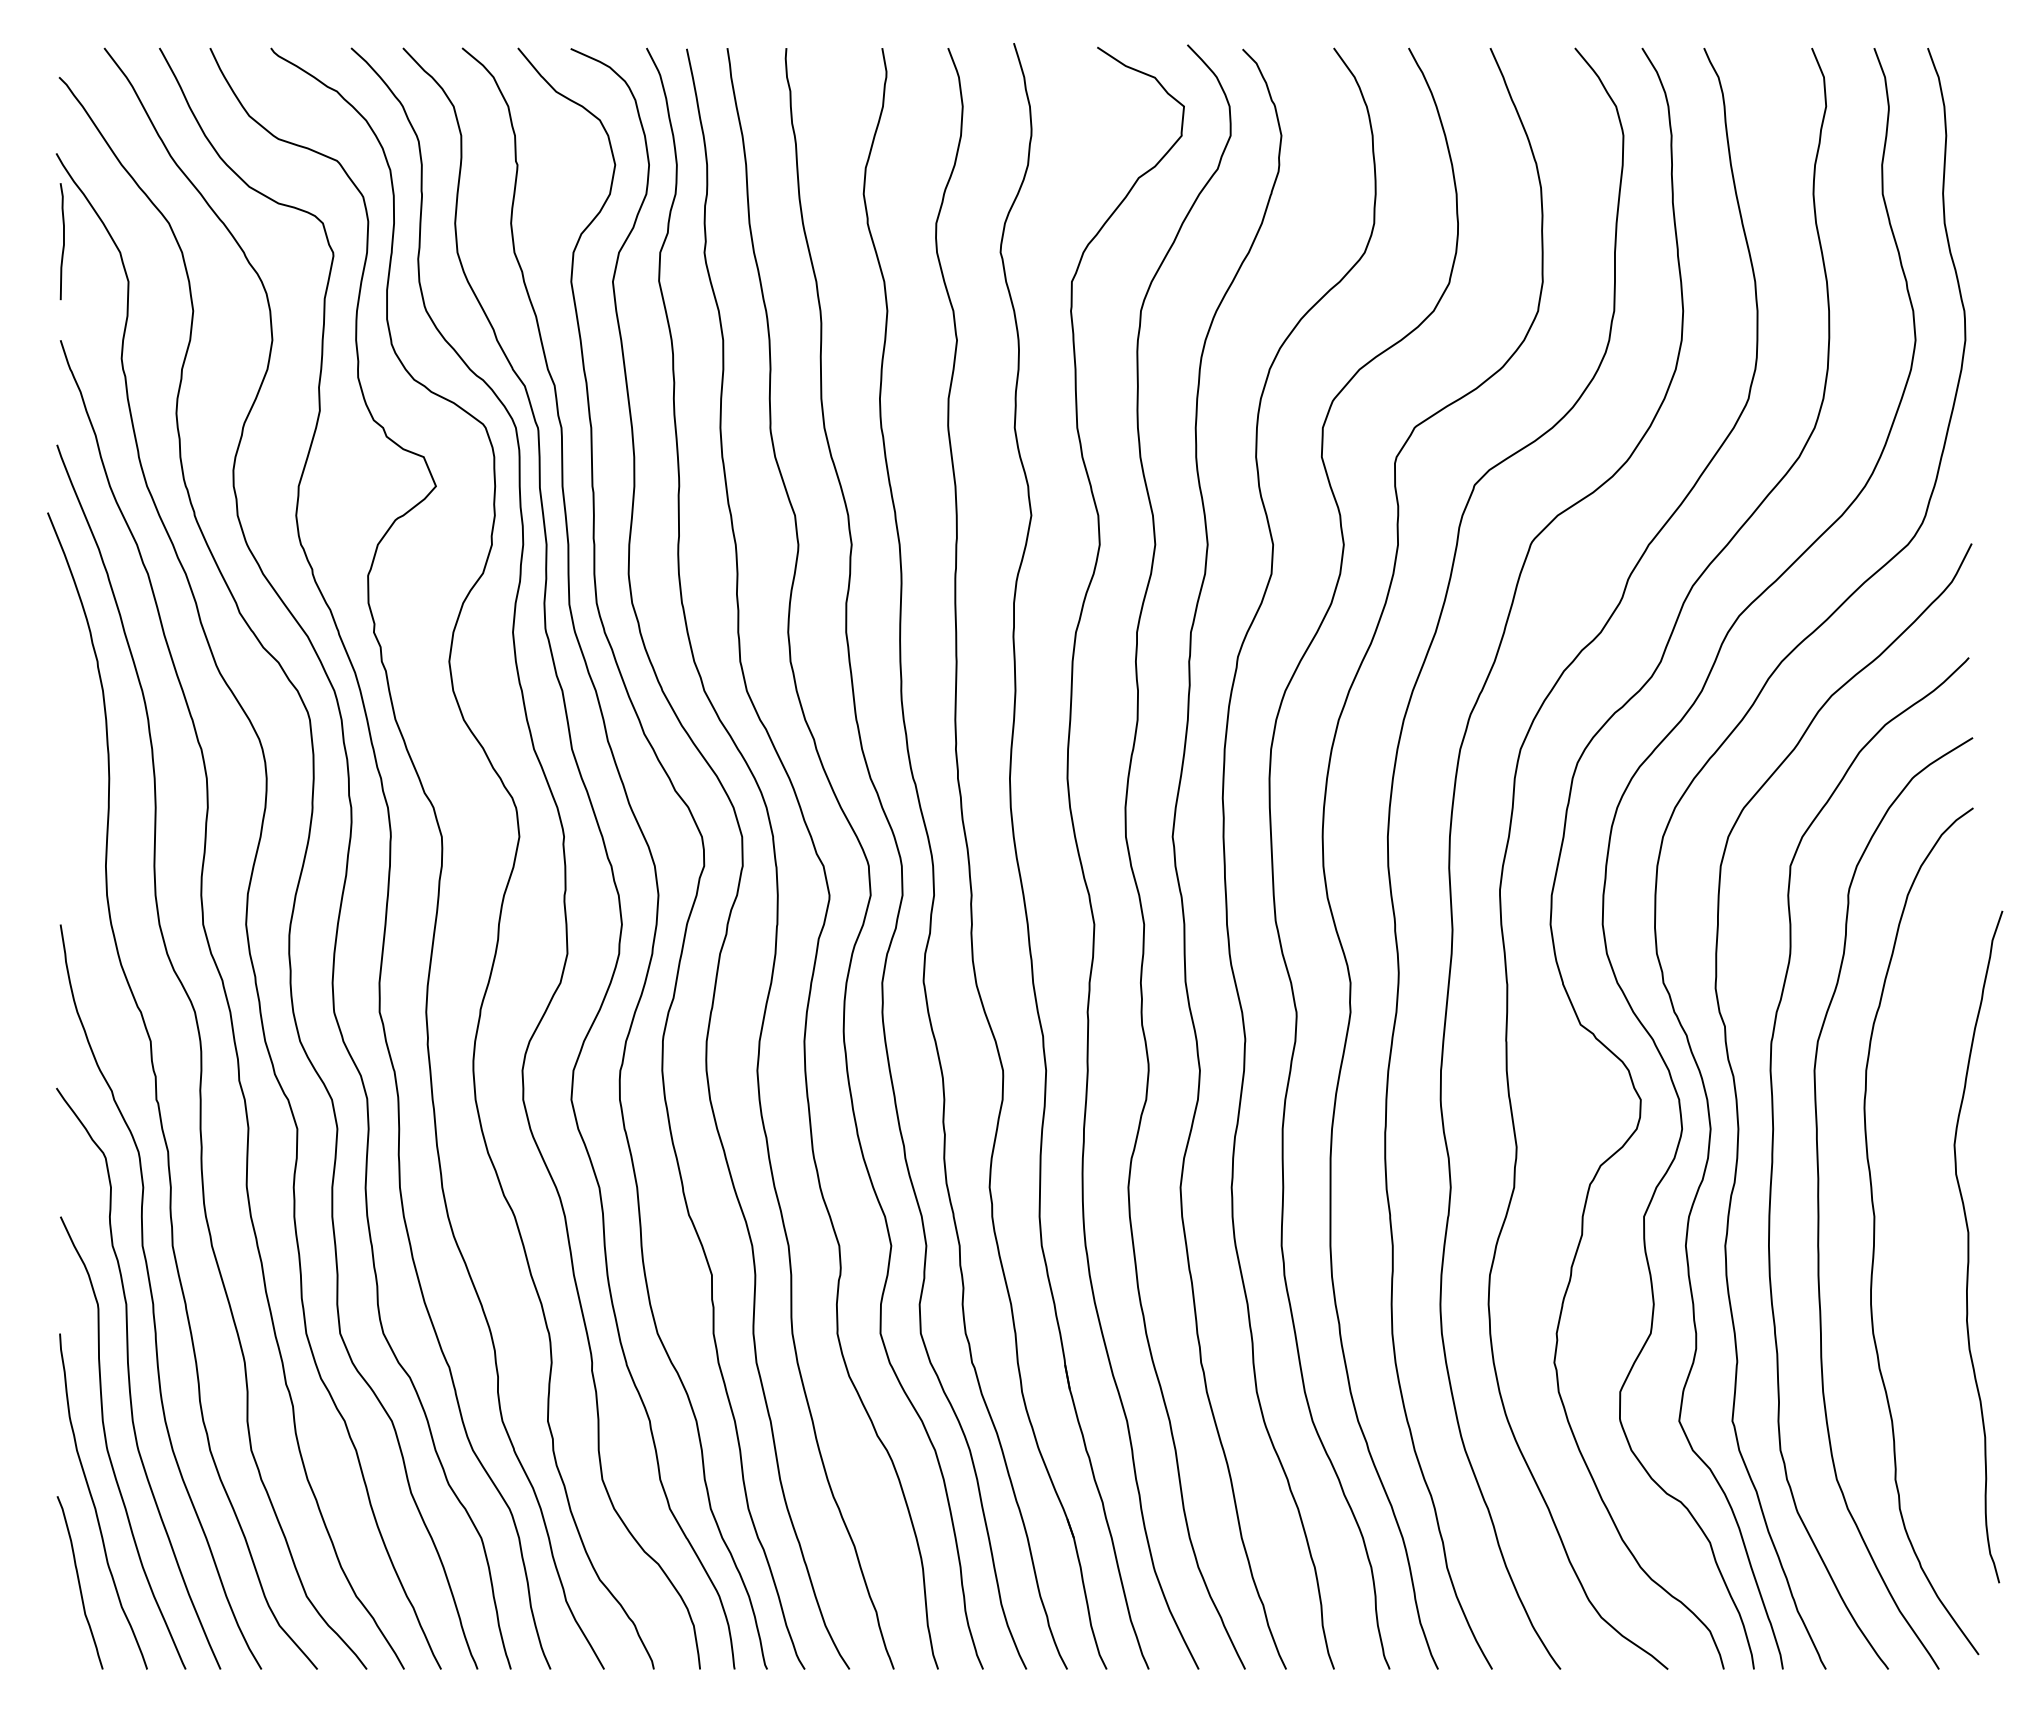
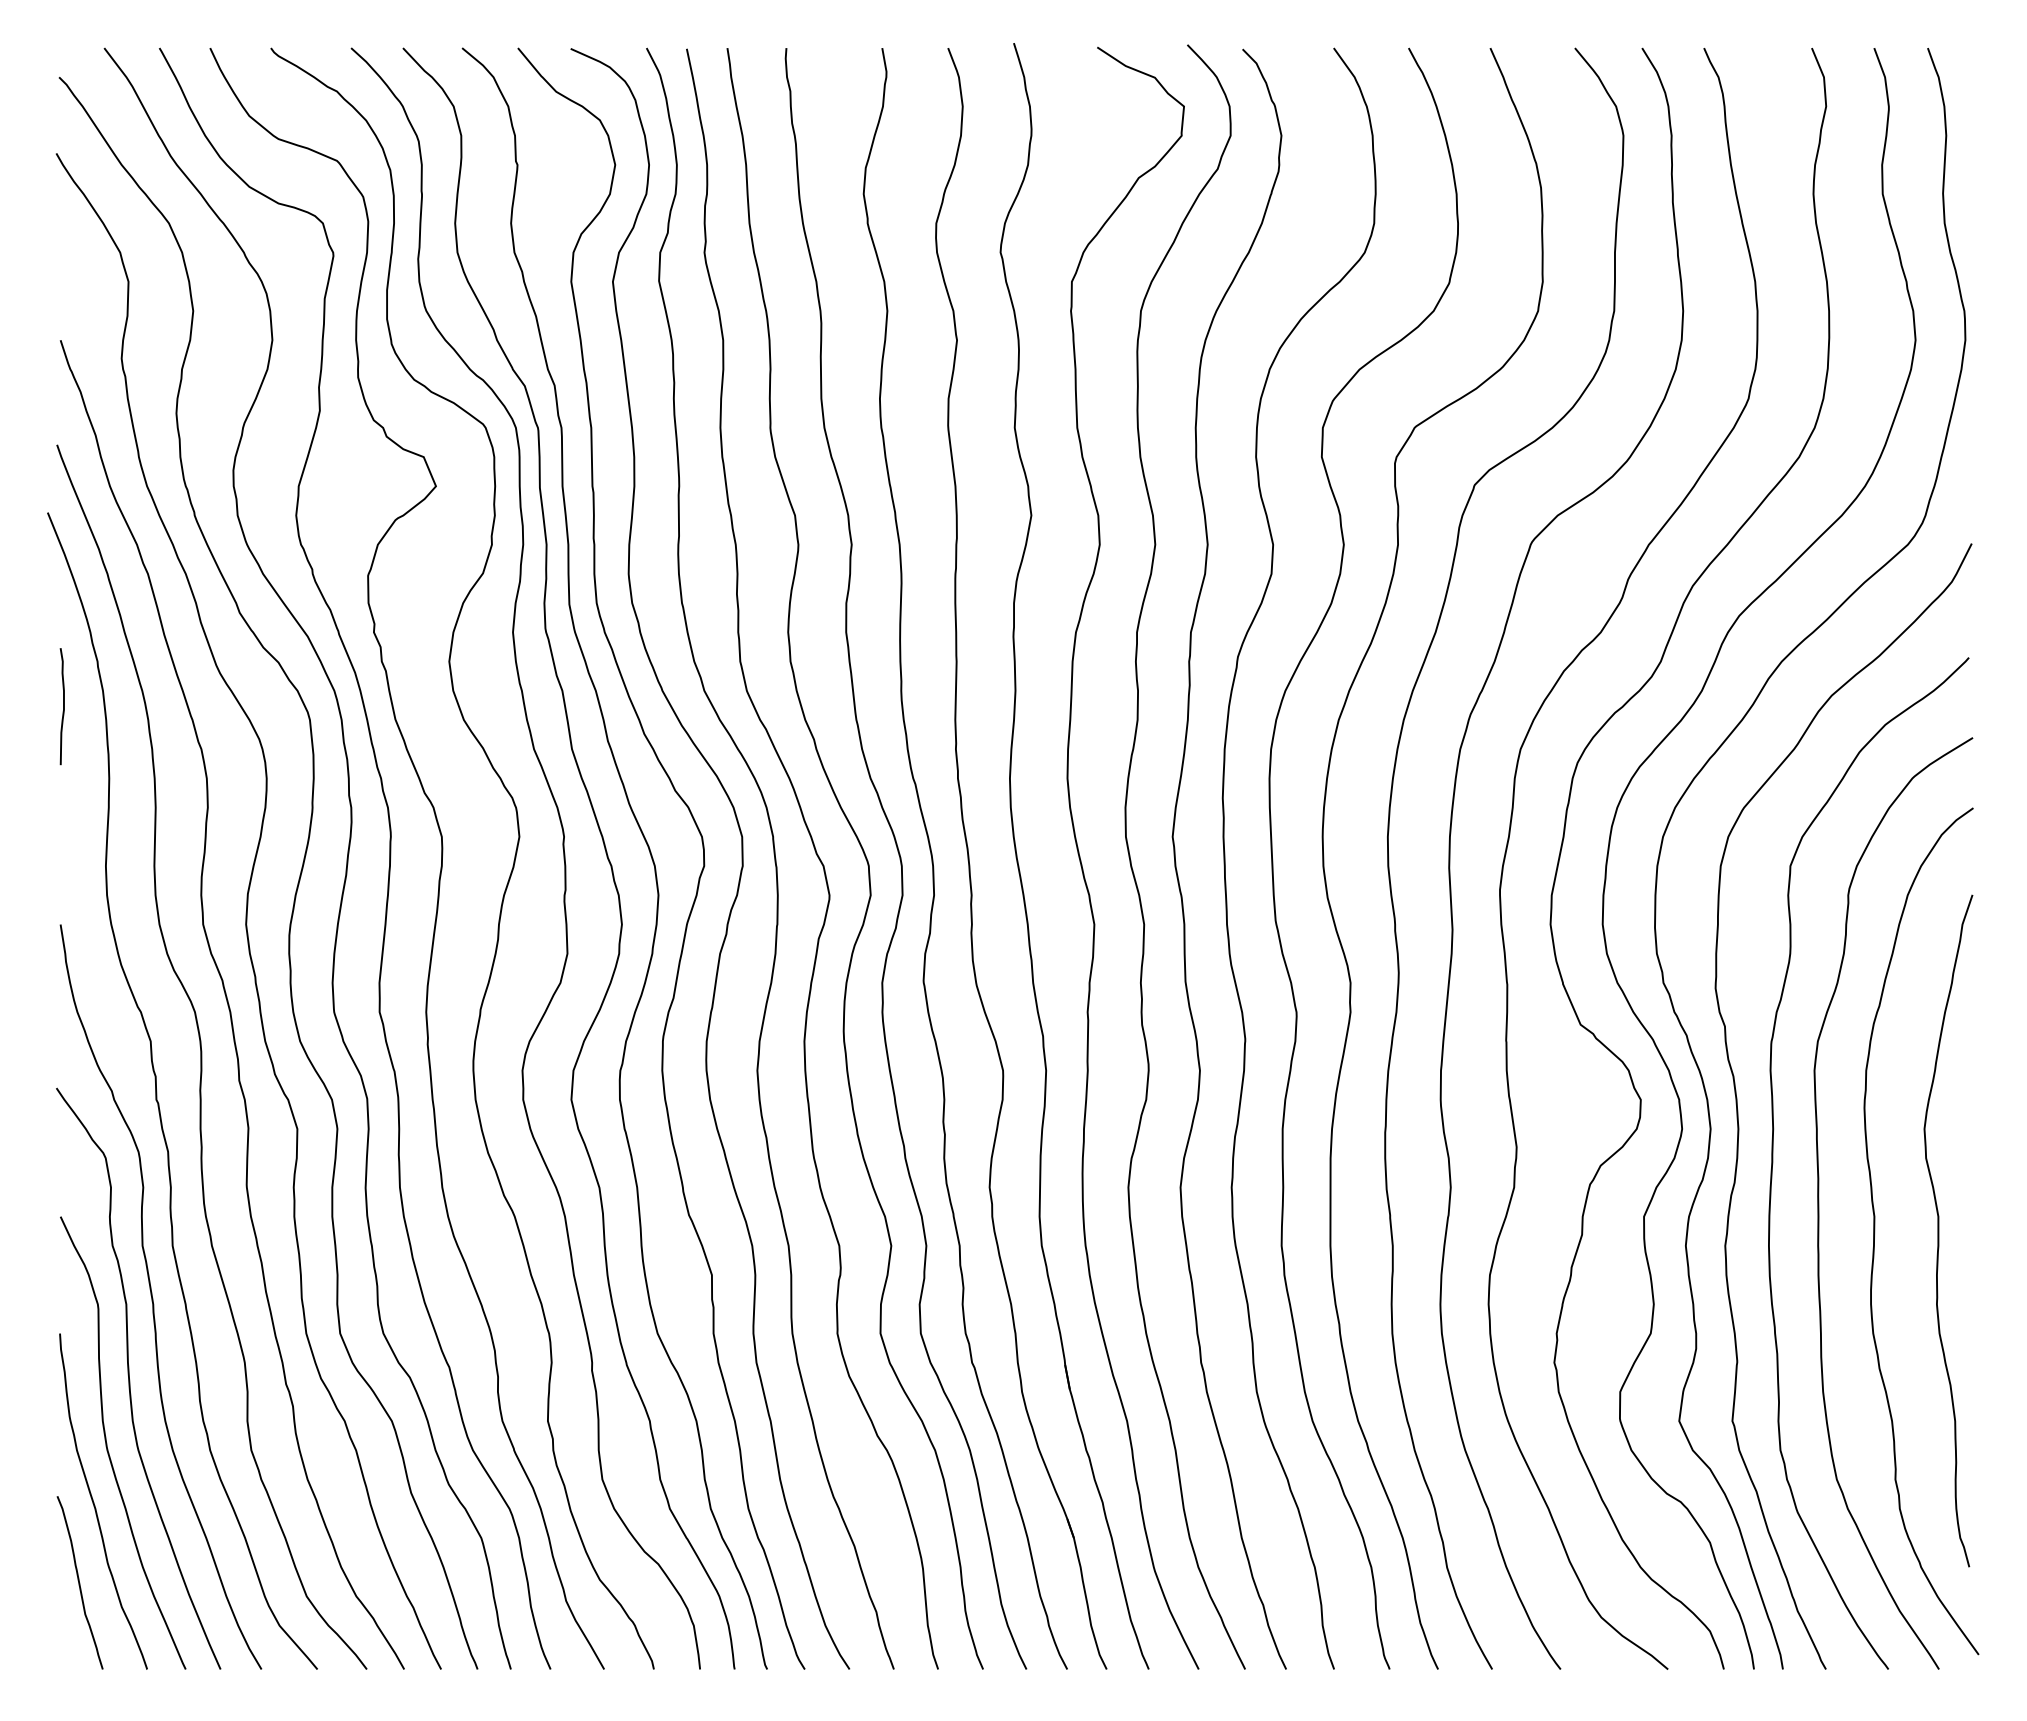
curve position: (63, 241) -> (63, 706) (63, 706)
curve position: (1969, 1246) -> (1939, 1230) (1939, 1230)
